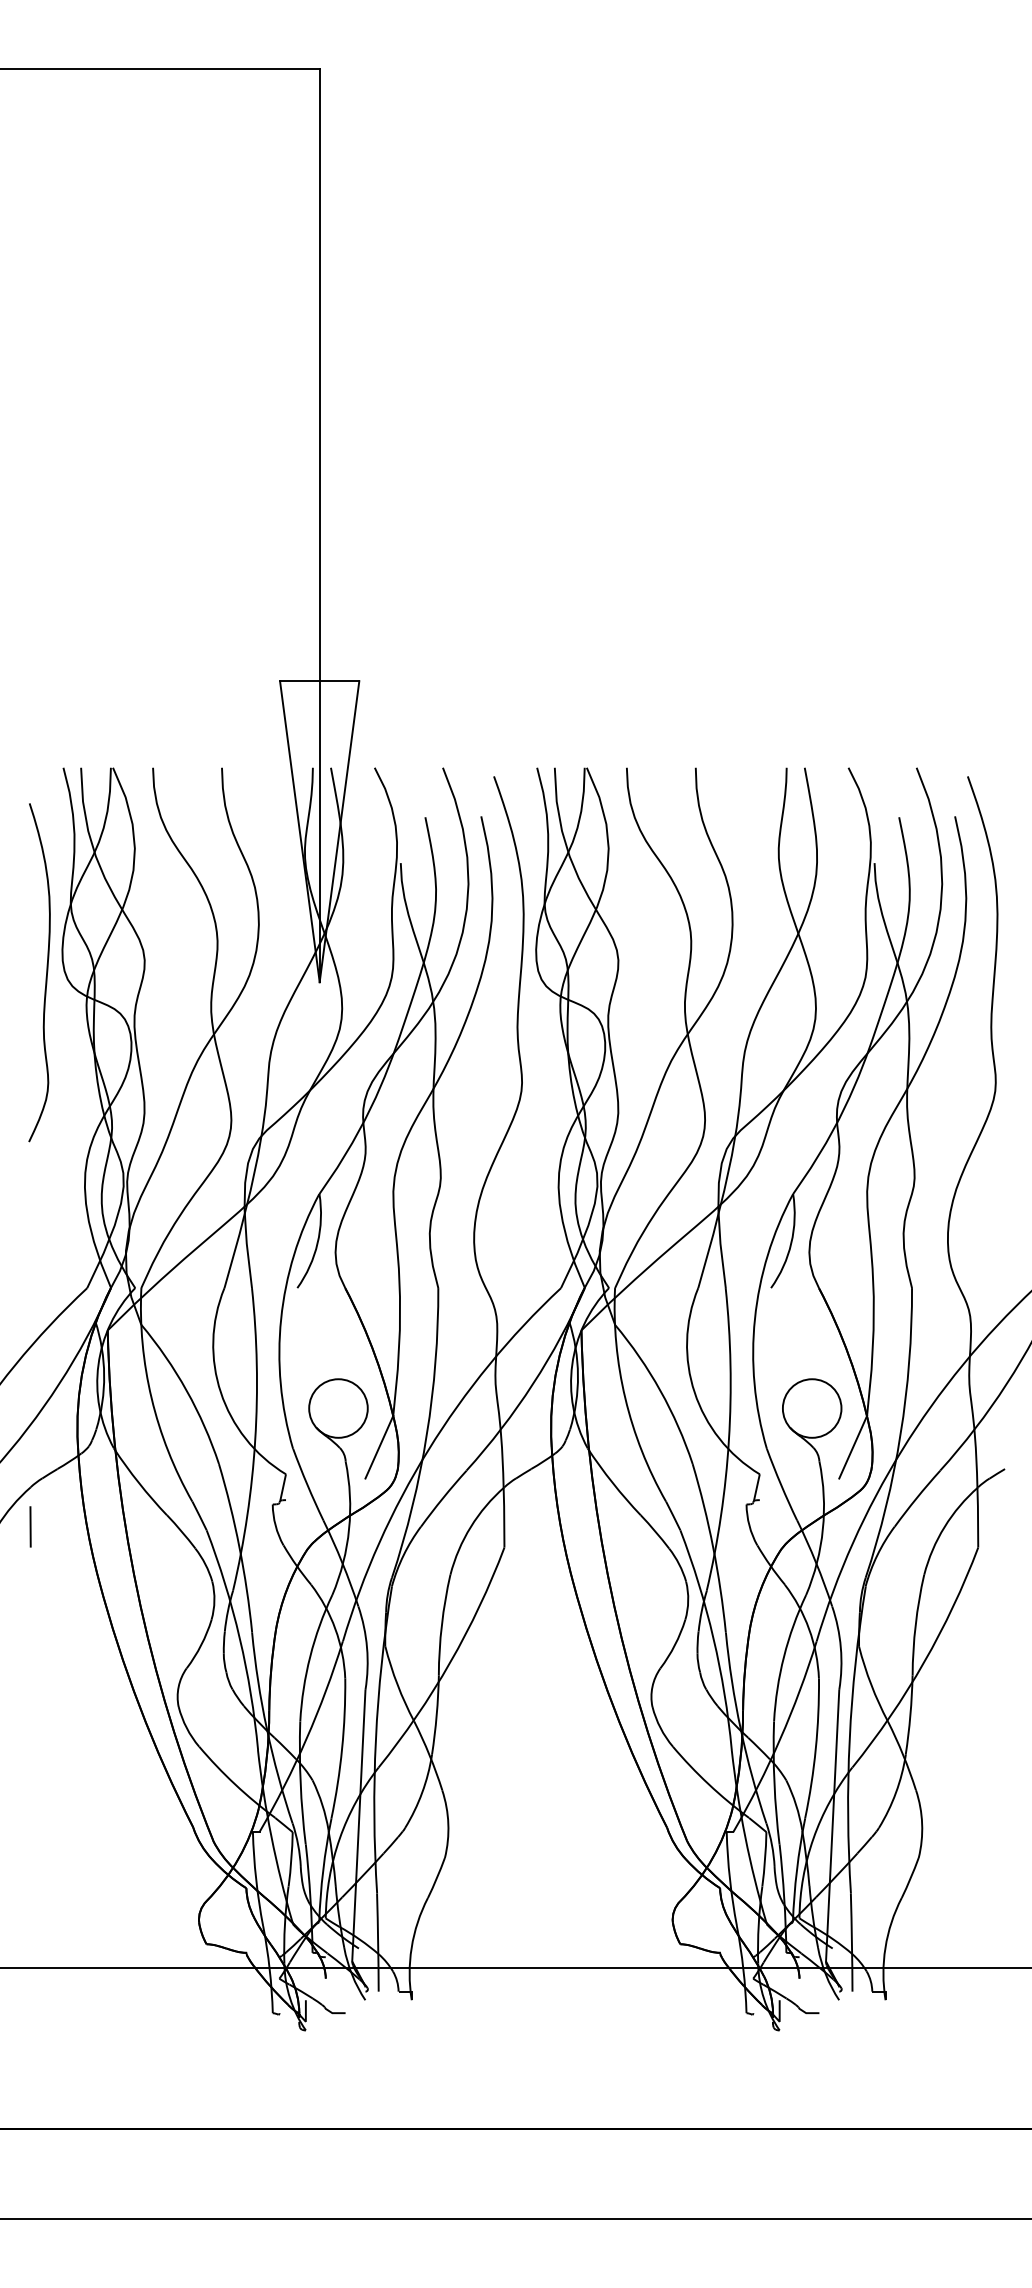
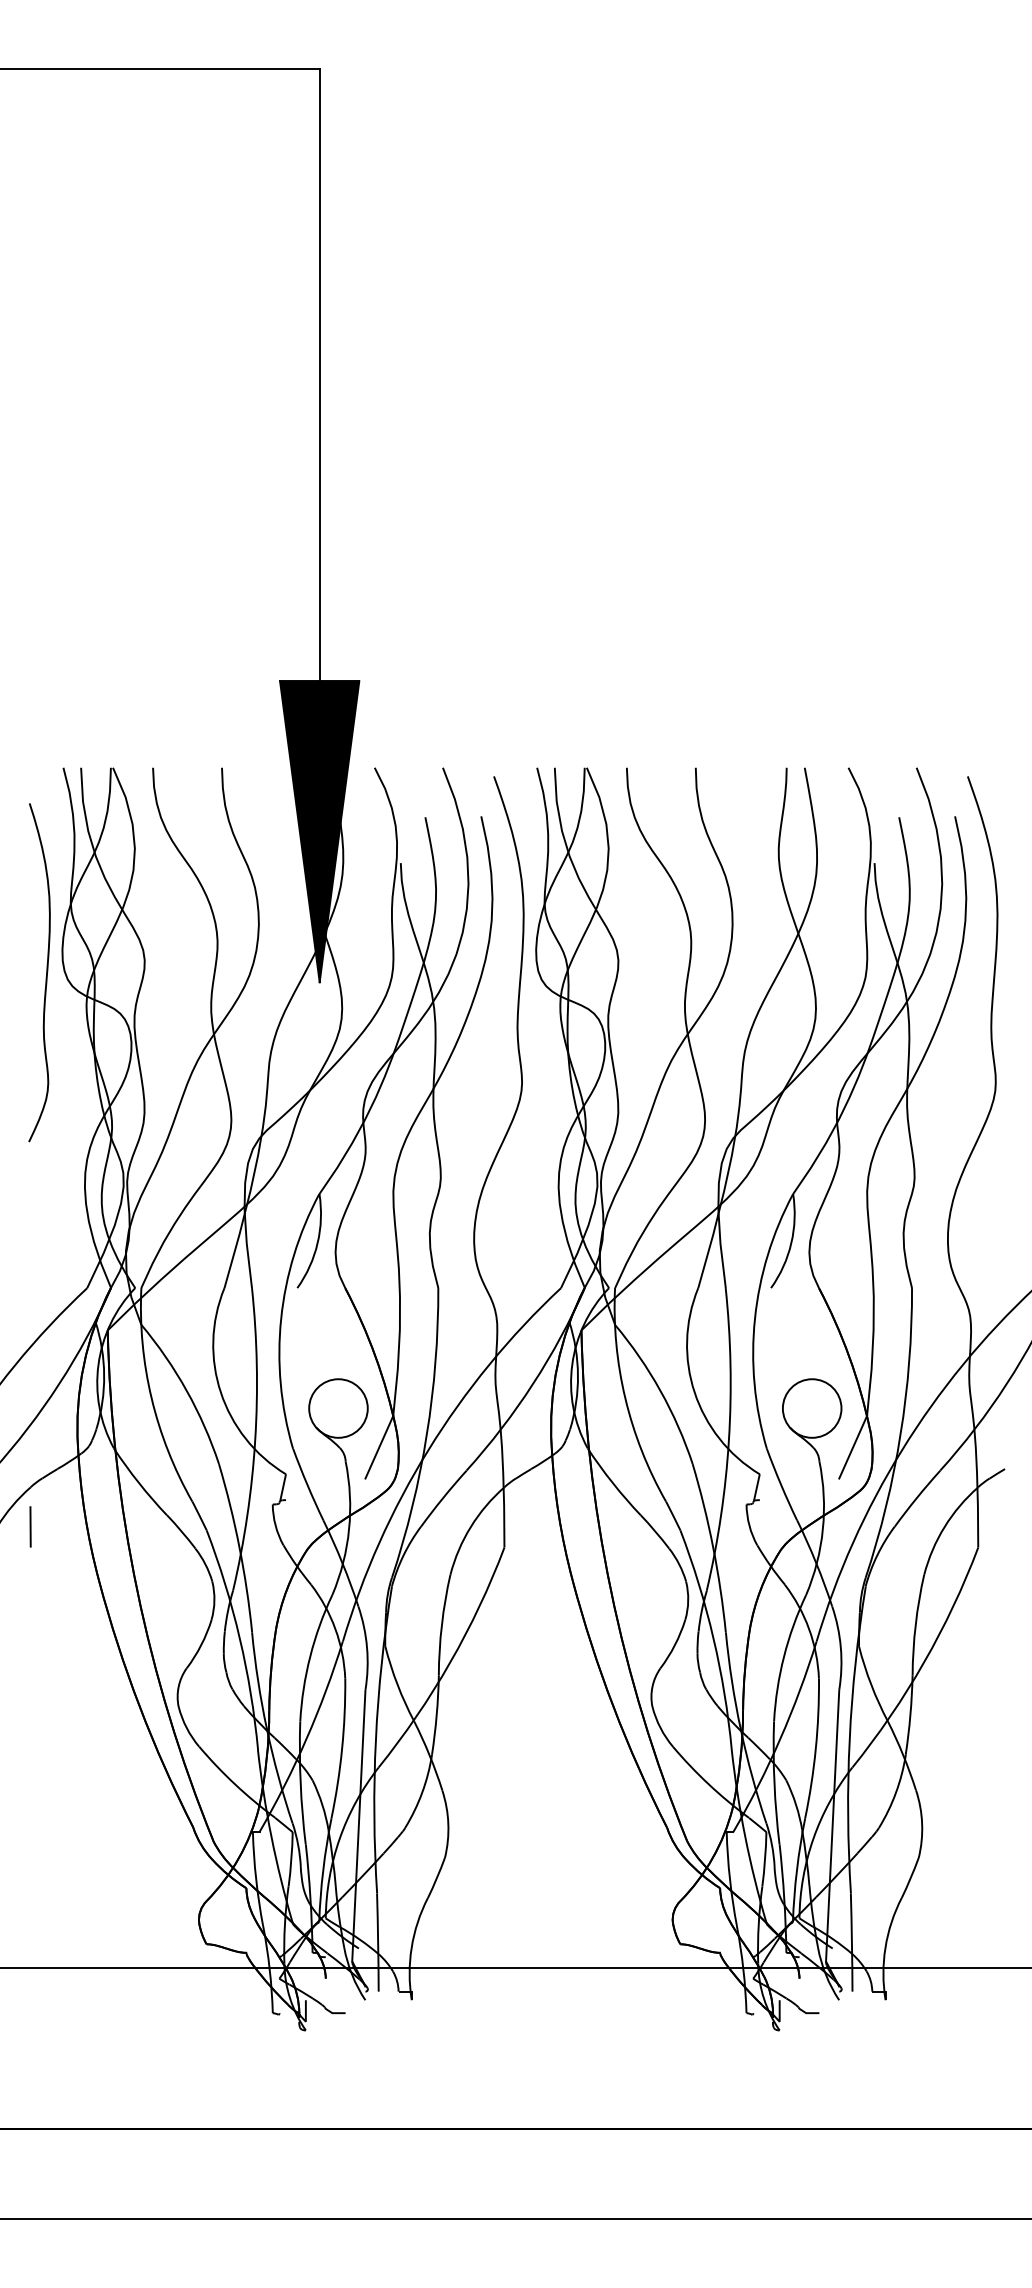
fill: none -> present (319, 831)
